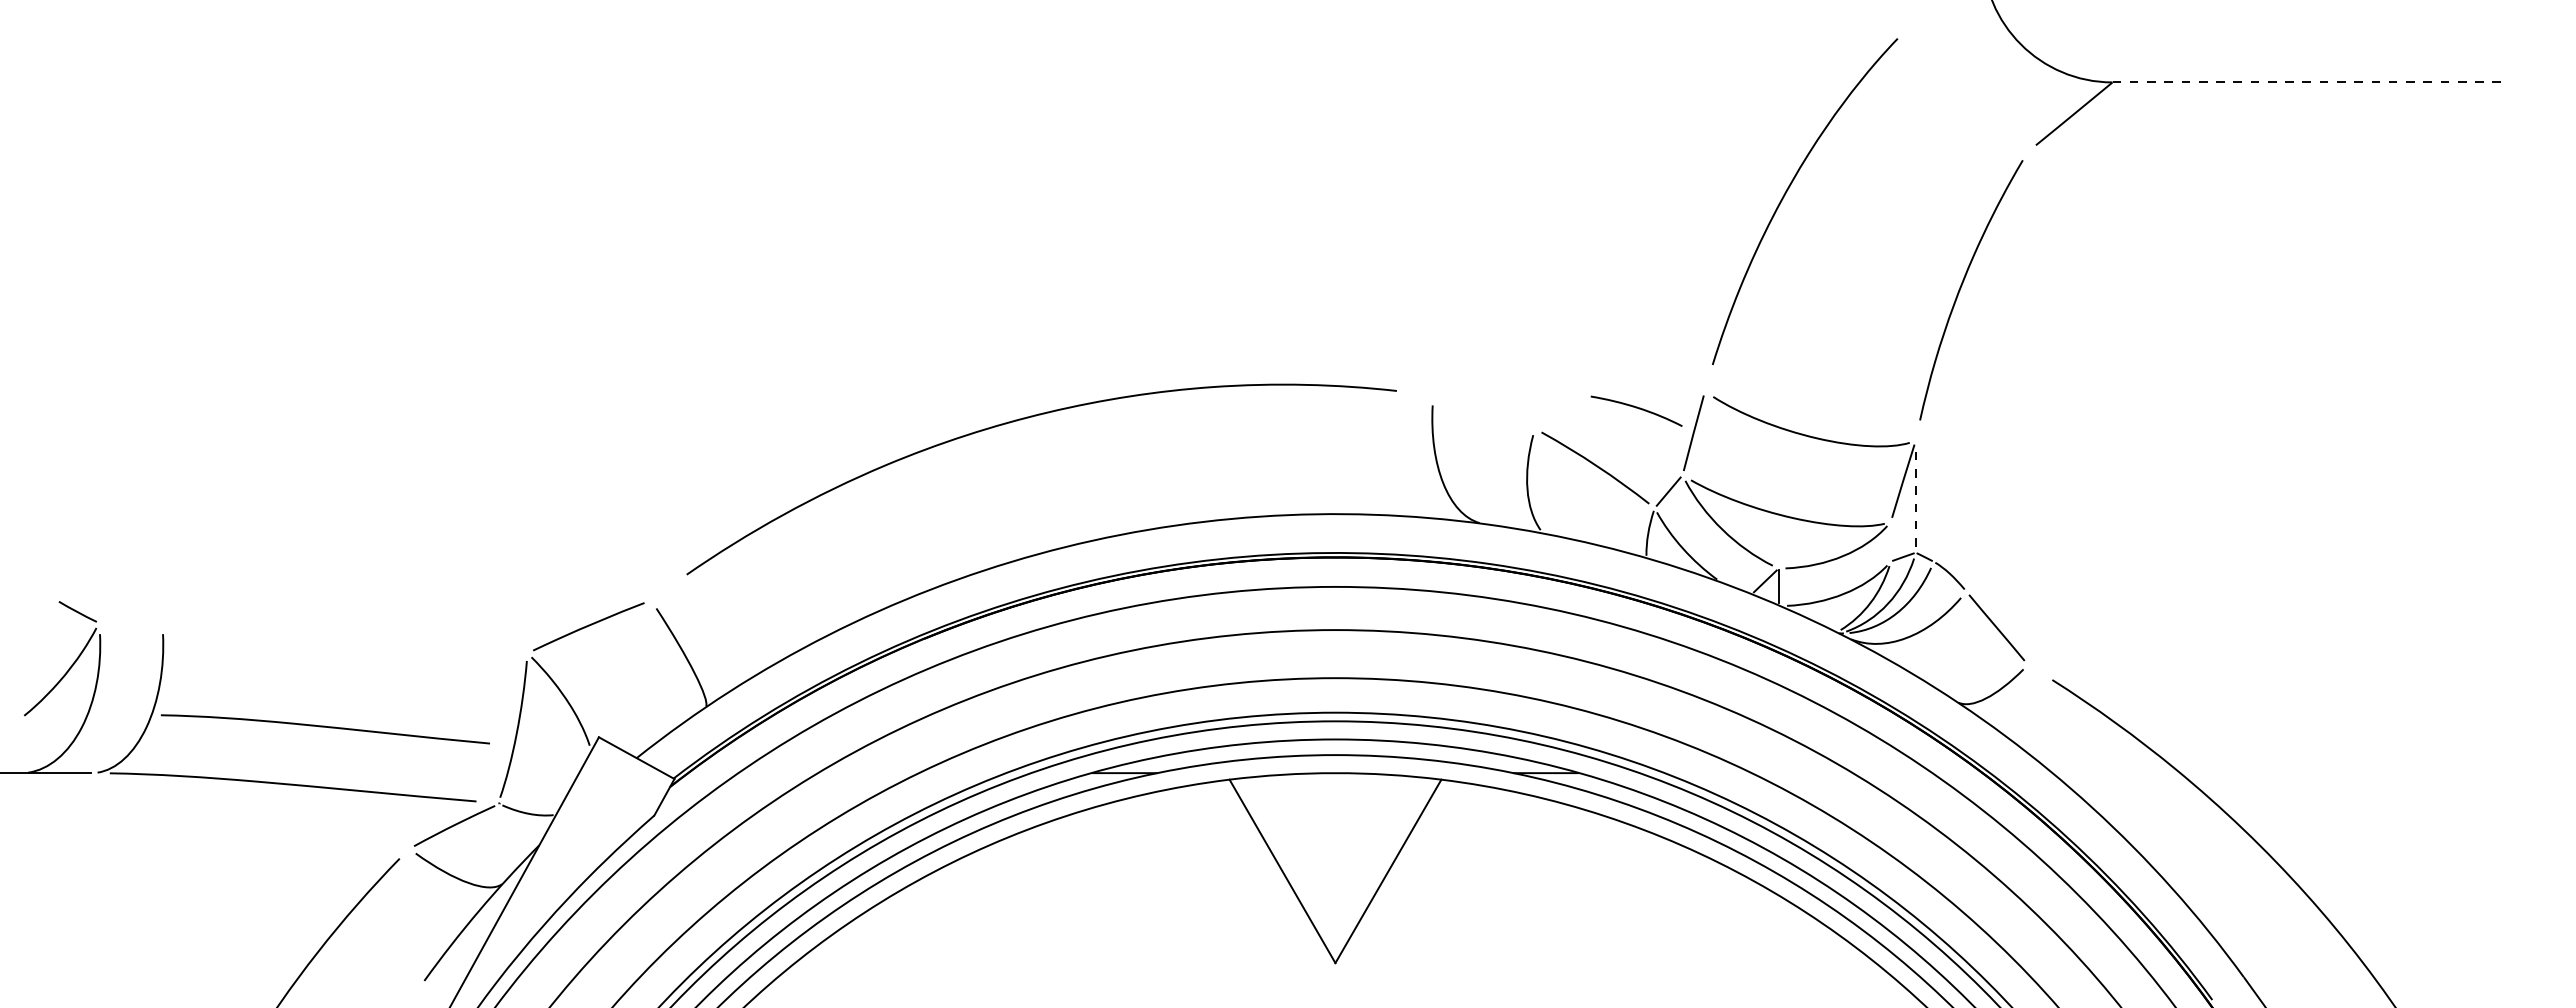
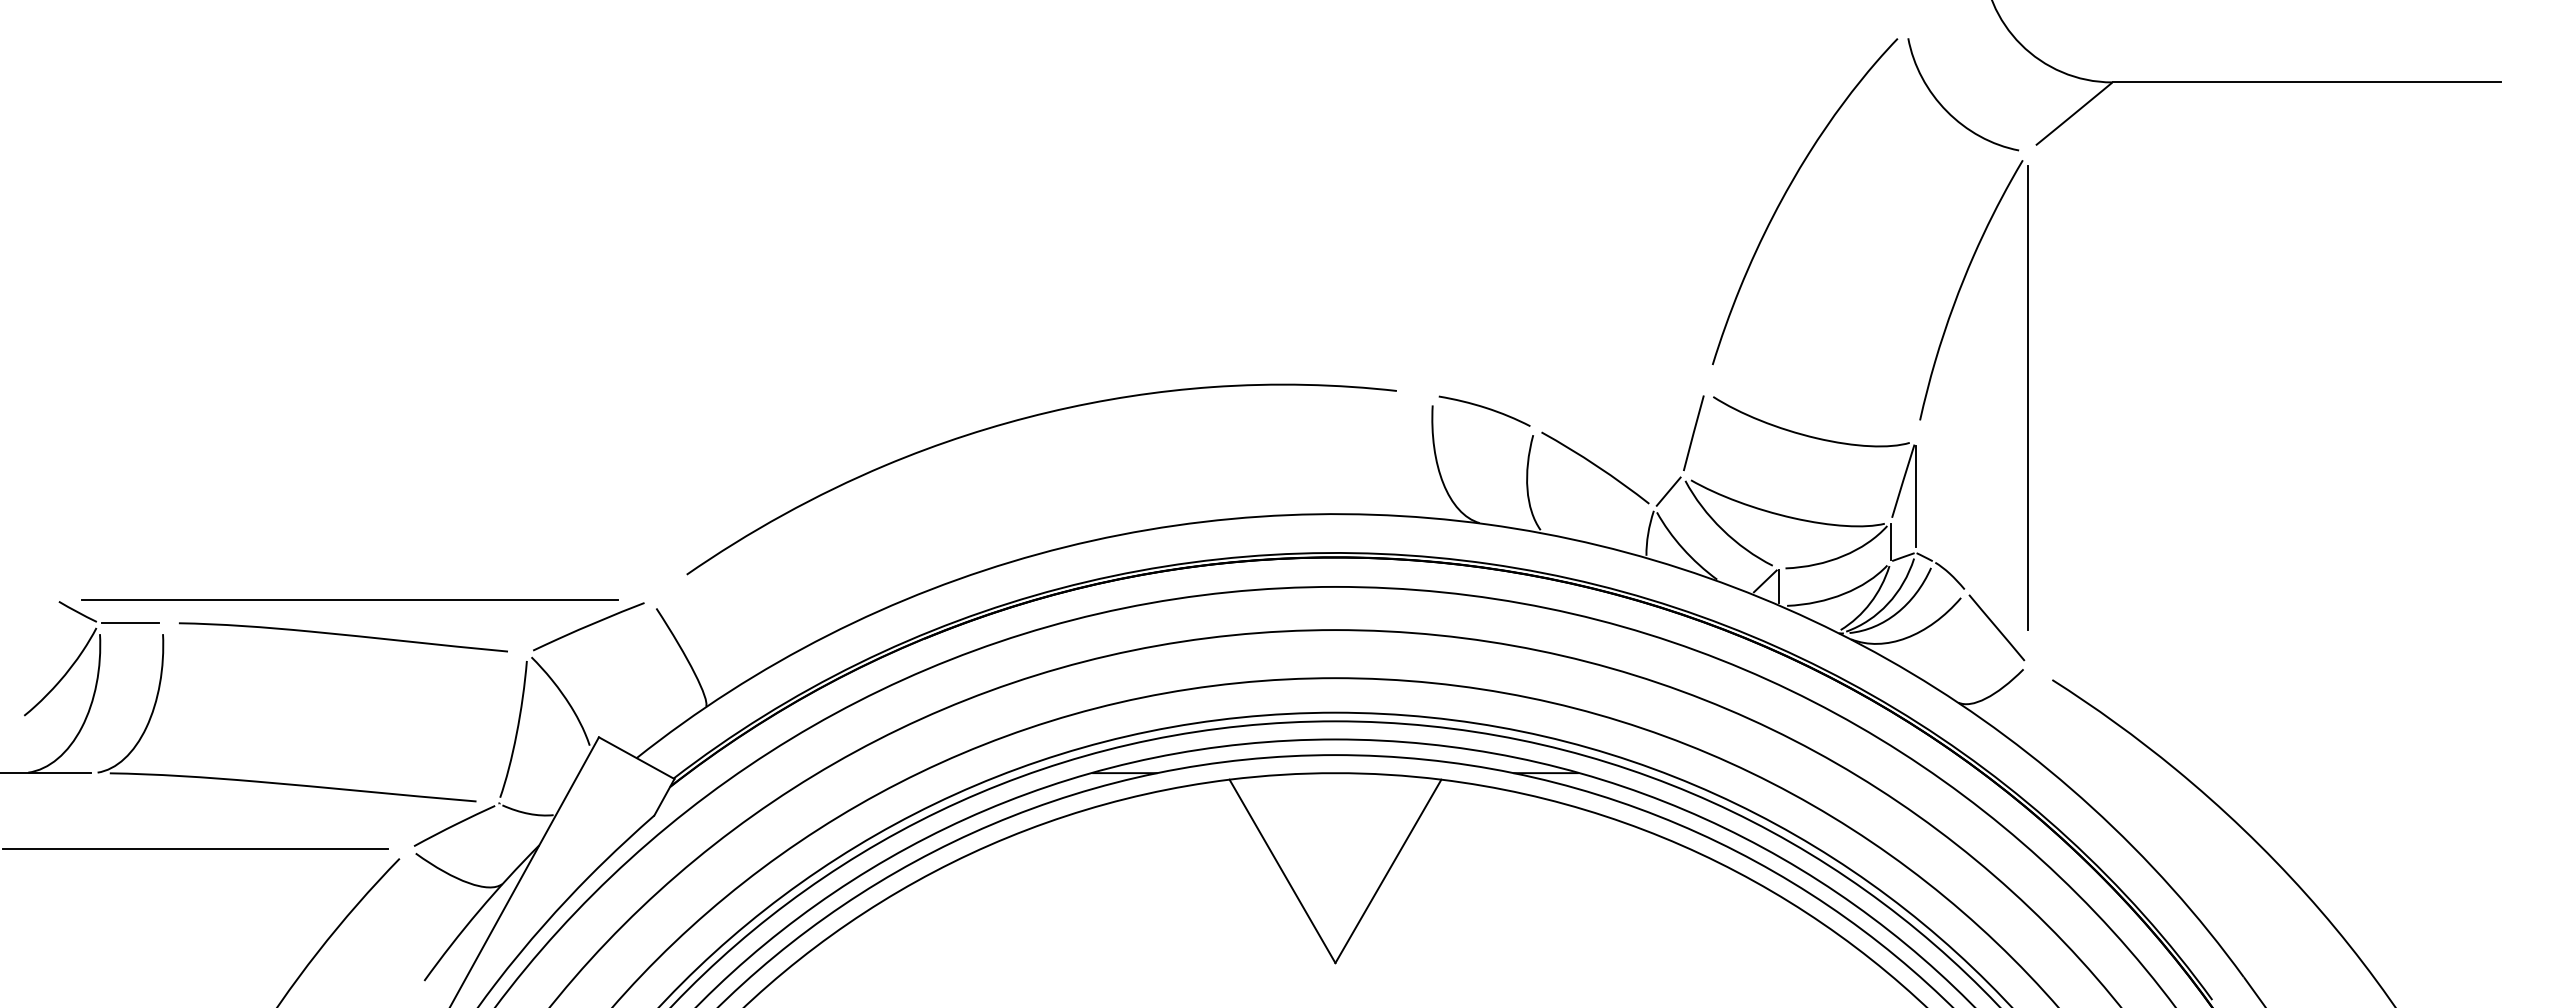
line: dashed -> solid (2307, 82)
curve: none -> present (1947, 110)
line: none -> present (2027, 397)
curve position: (1636, 408) -> (1484, 408) (1484, 408)
line: dashed -> solid (1915, 495)
line: none -> present (1890, 541)
line: none -> present (350, 600)
line: none -> present (130, 623)
curve position: (325, 727) -> (343, 635) (343, 635)
line: none -> present (195, 848)
